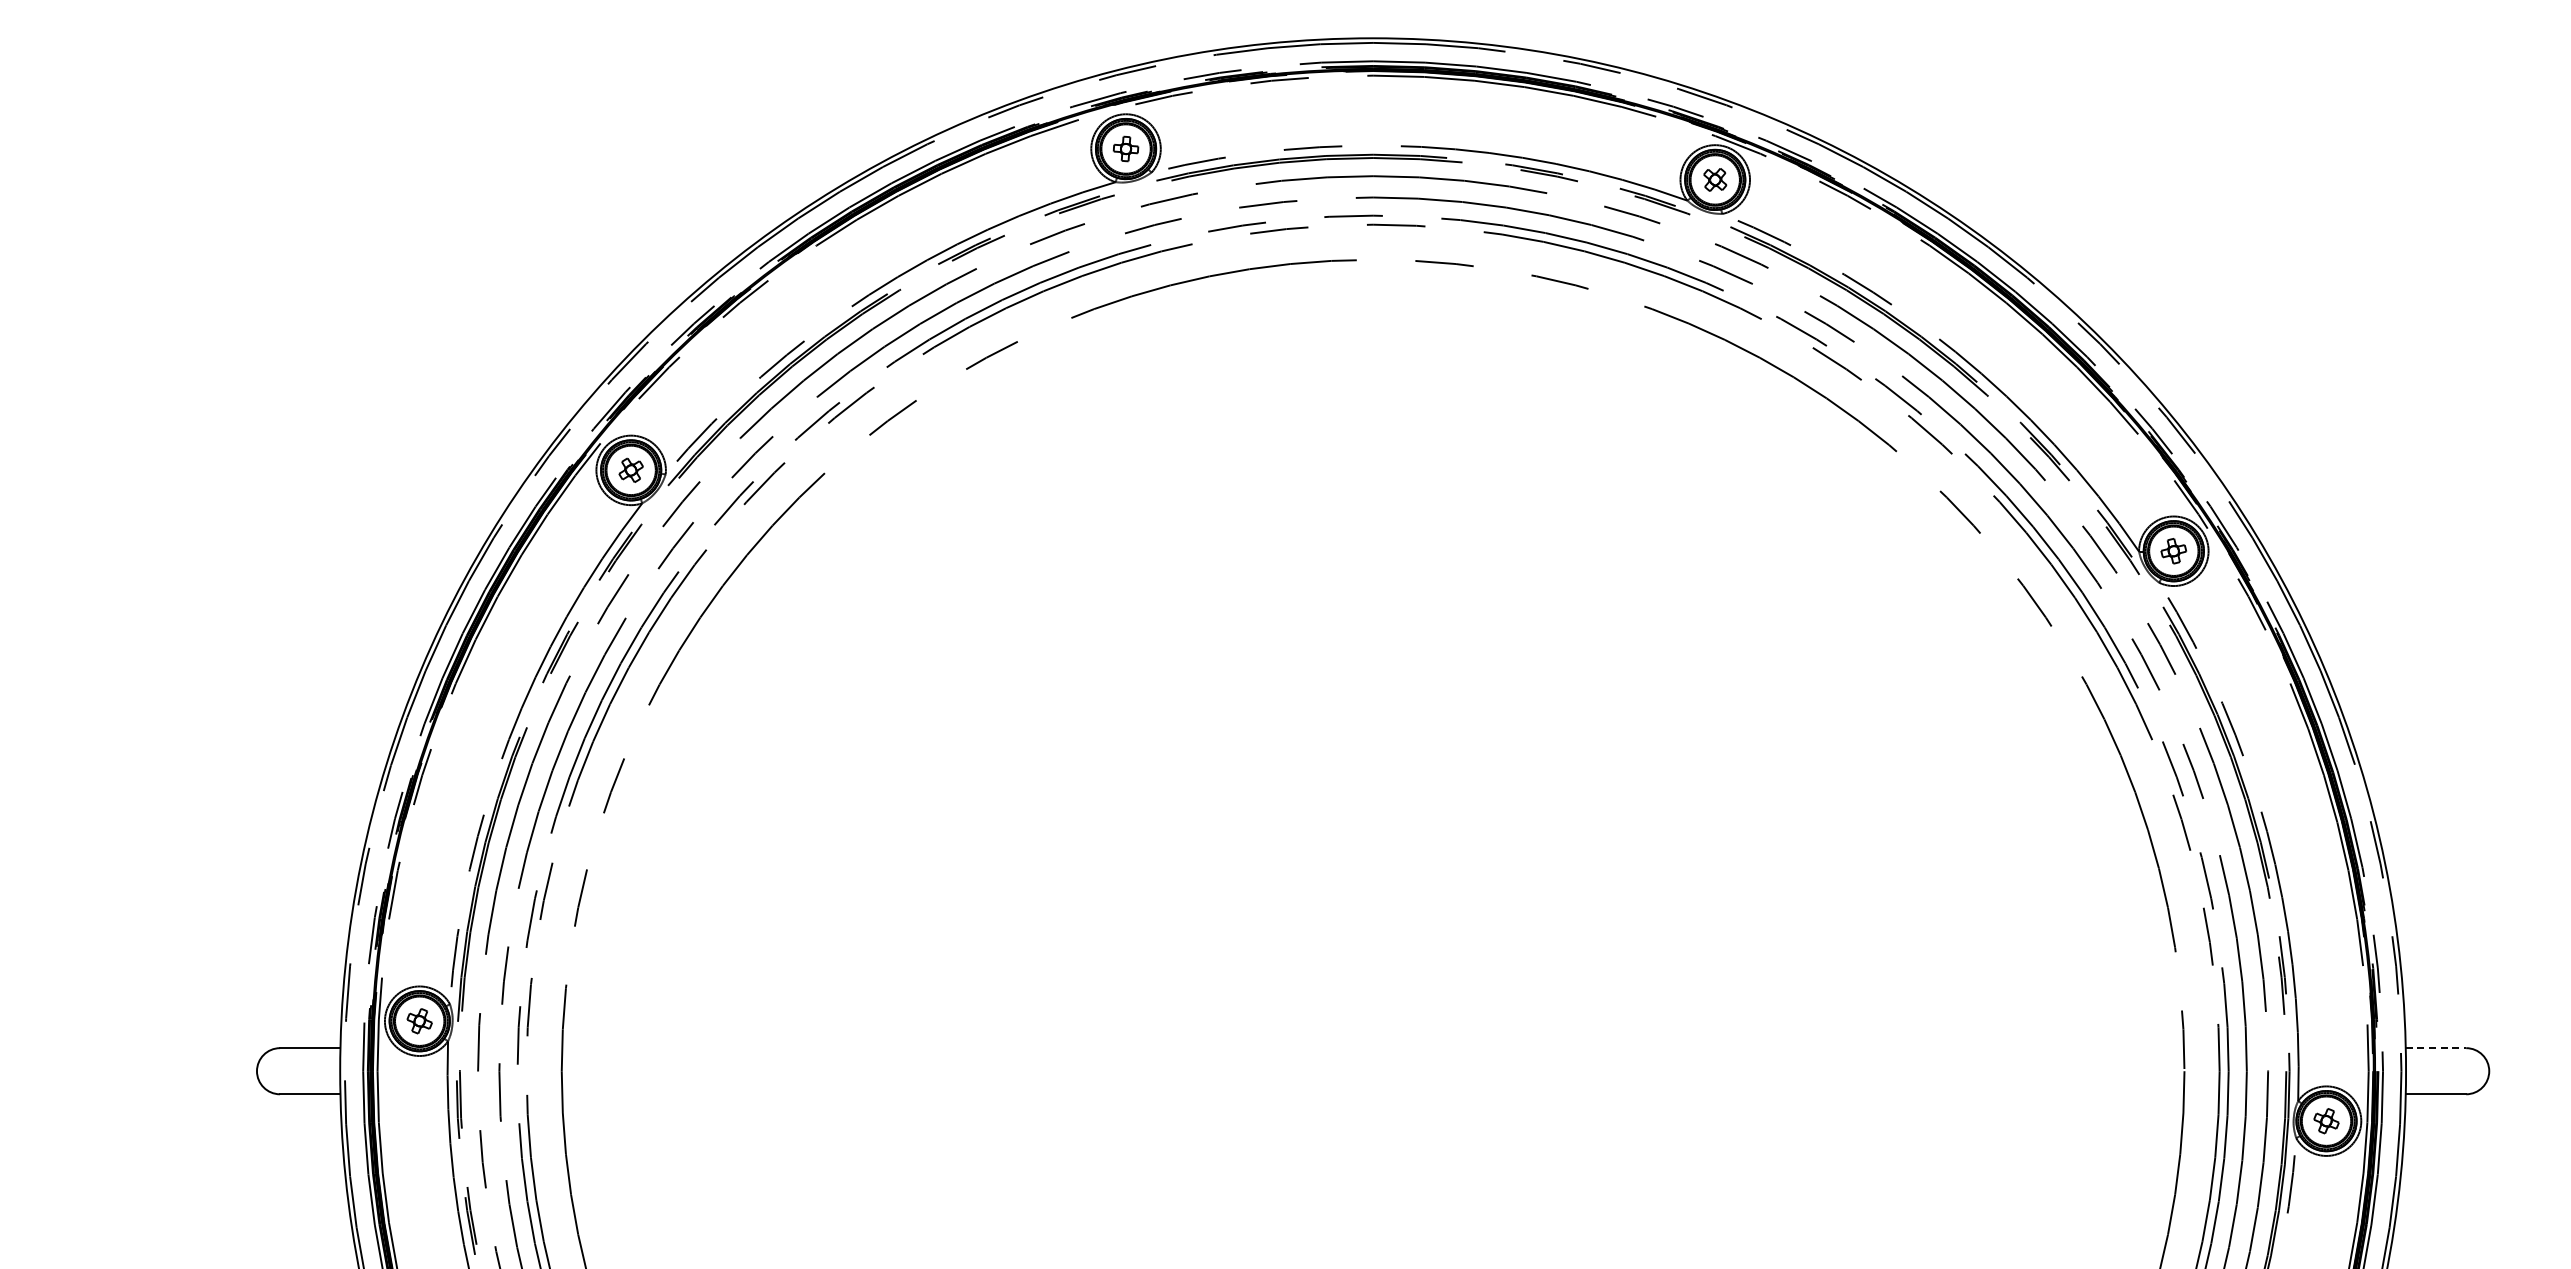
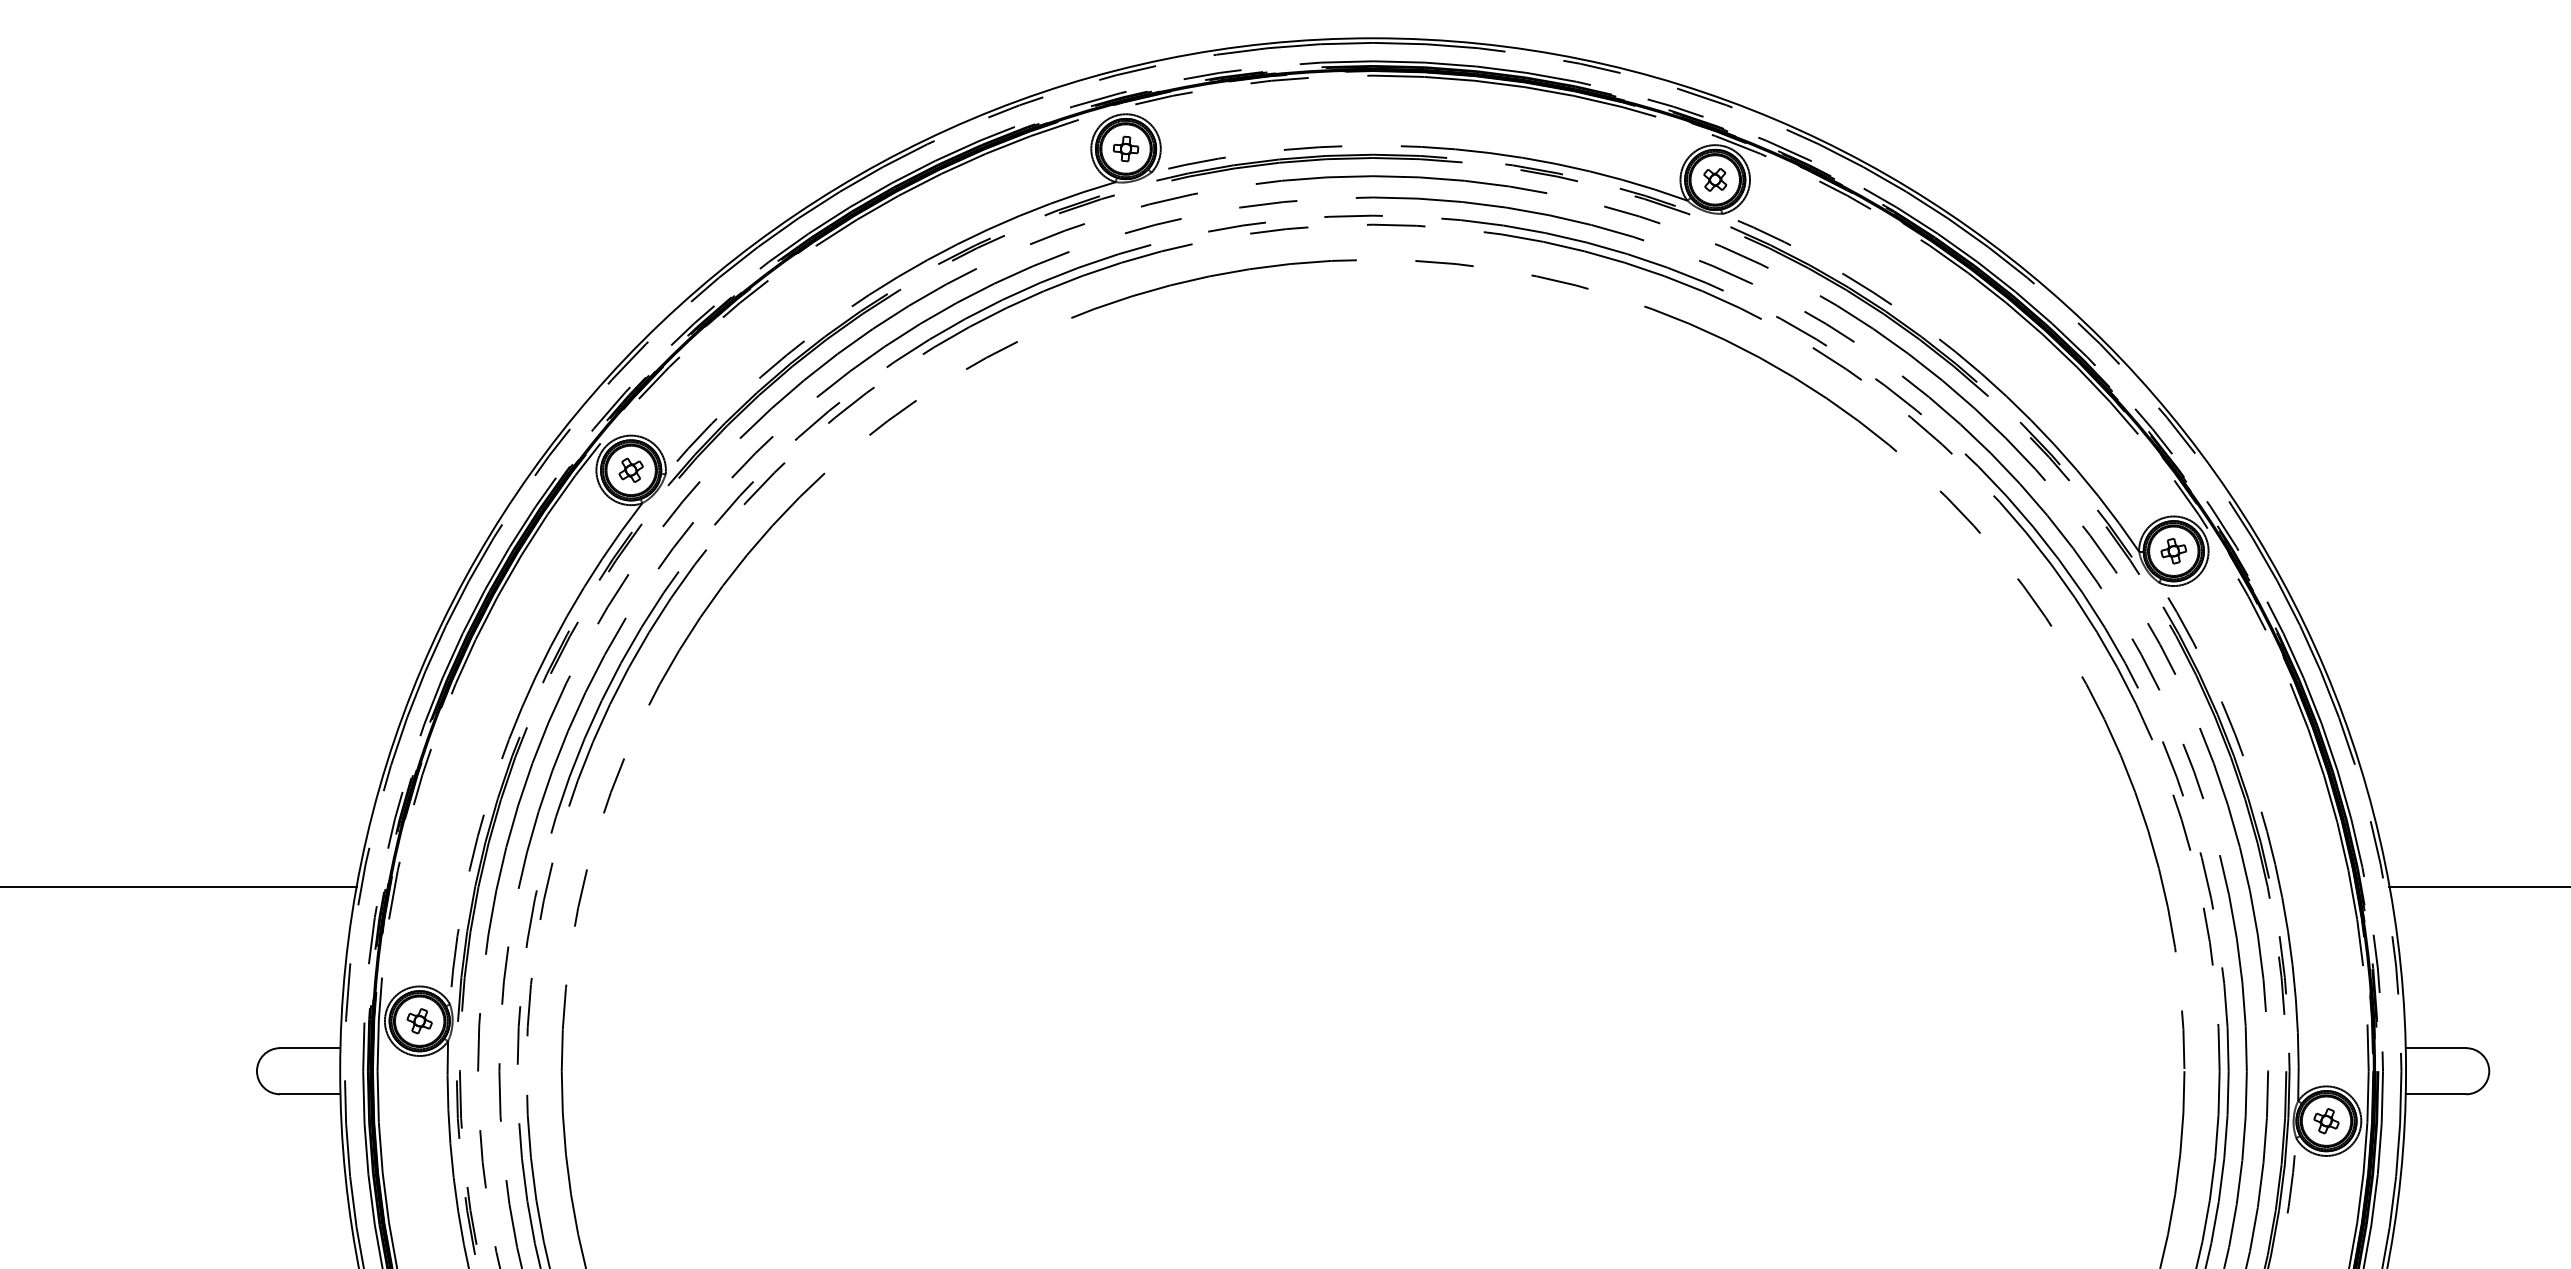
line: none -> present (179, 886)
line: none -> present (2478, 886)
line: dashed -> solid (2436, 1048)
